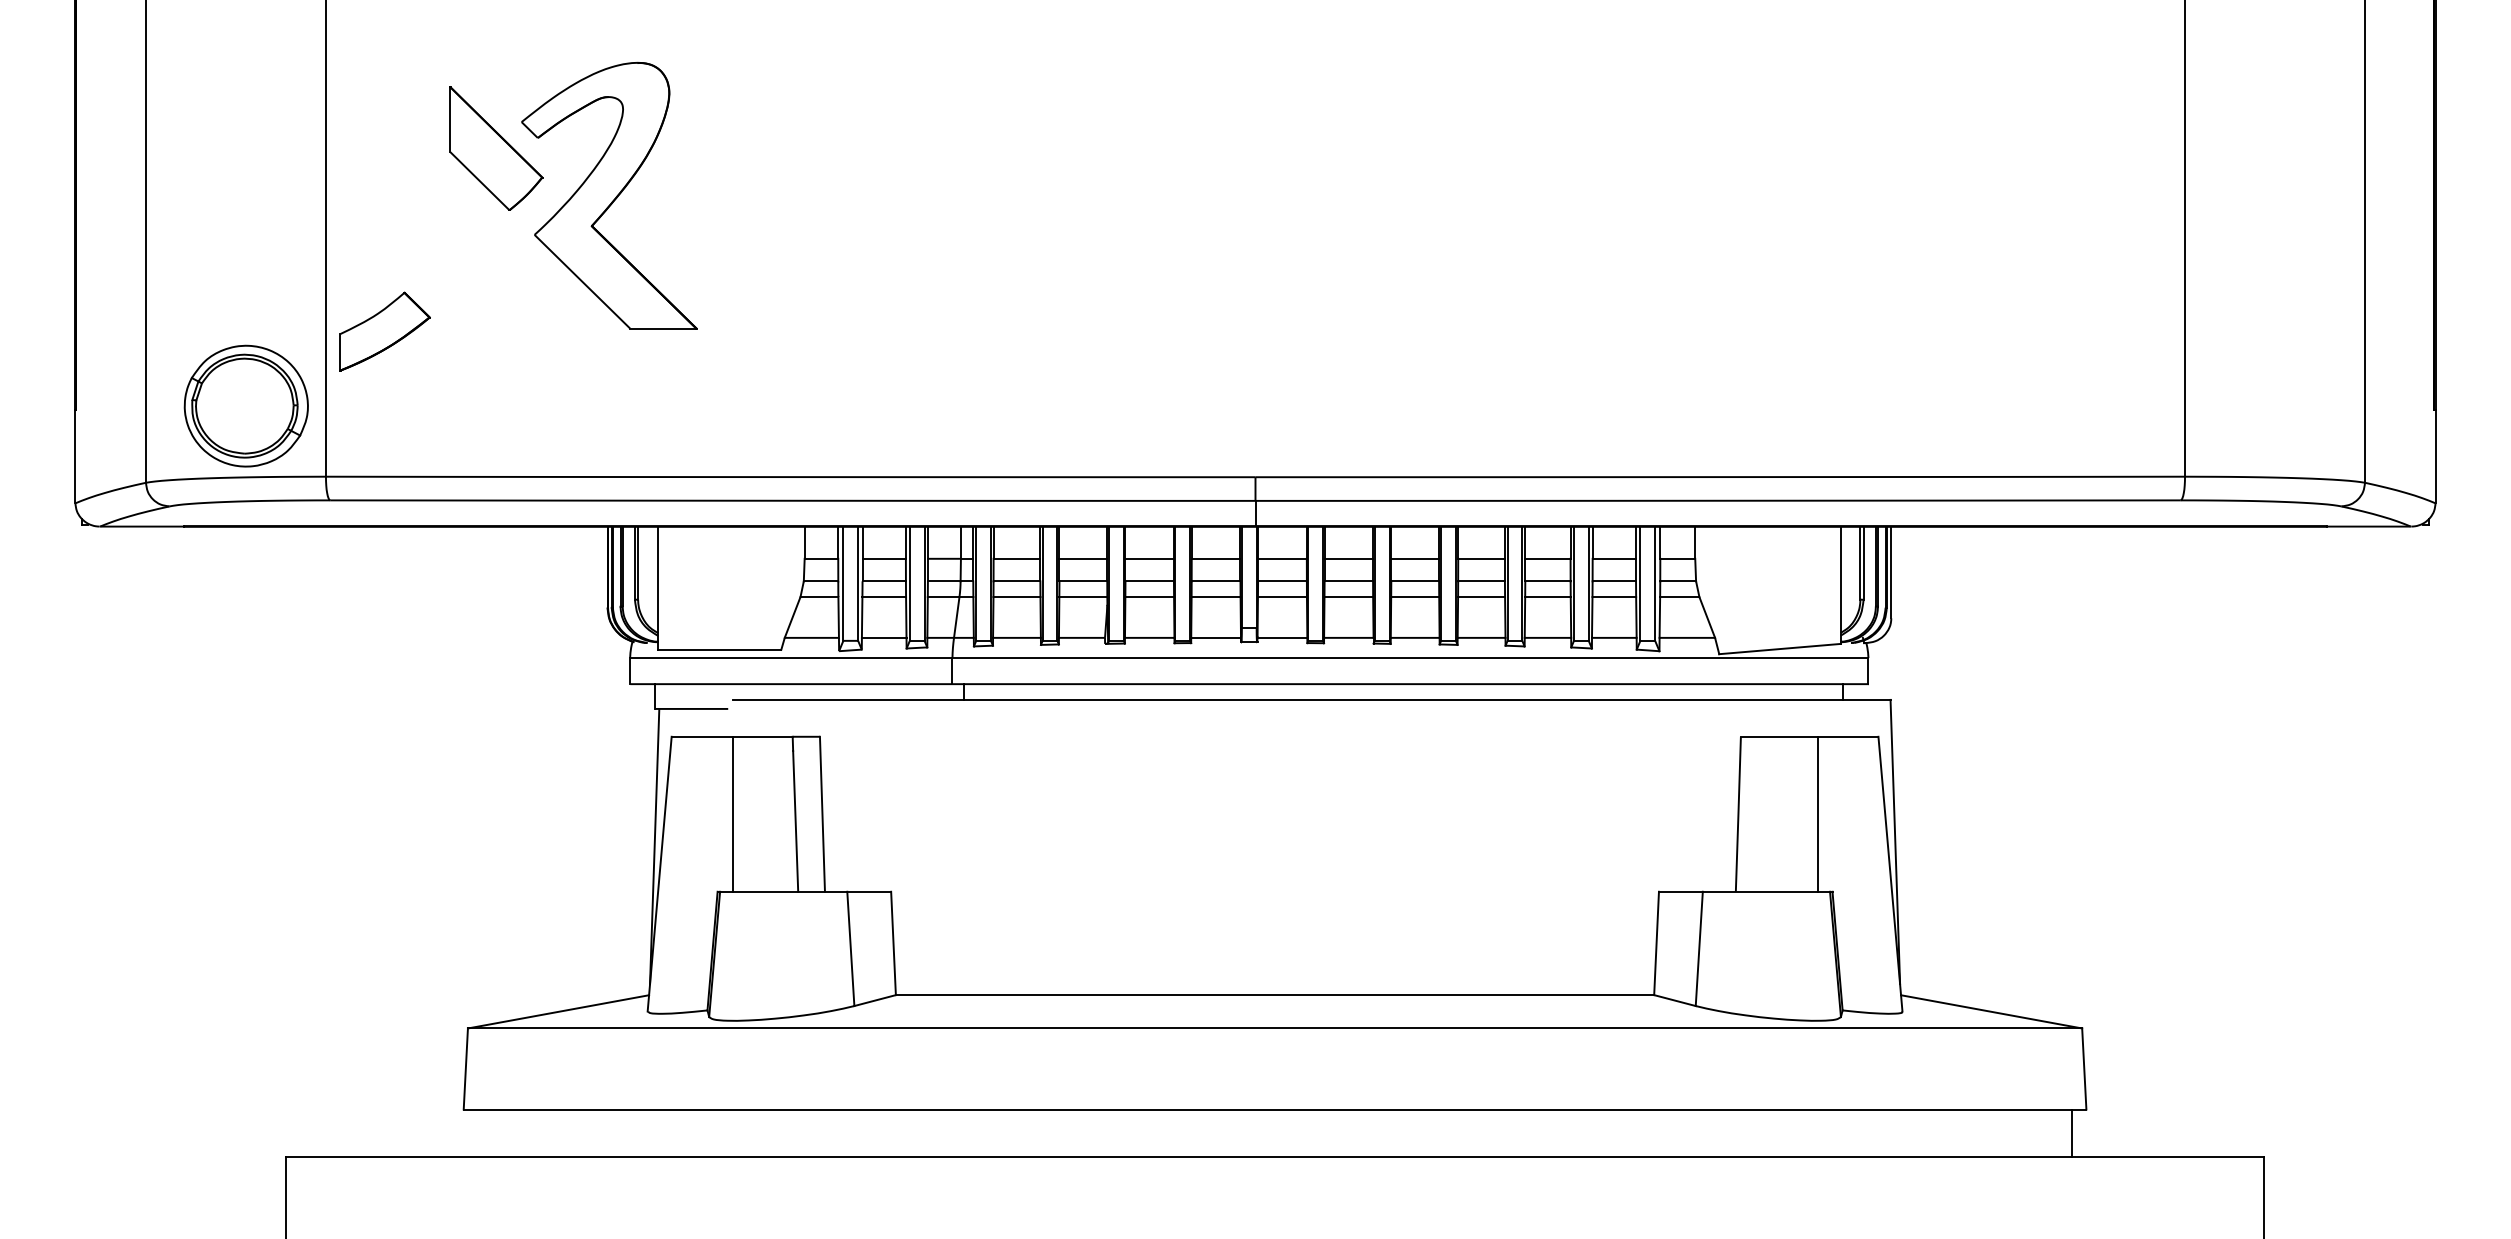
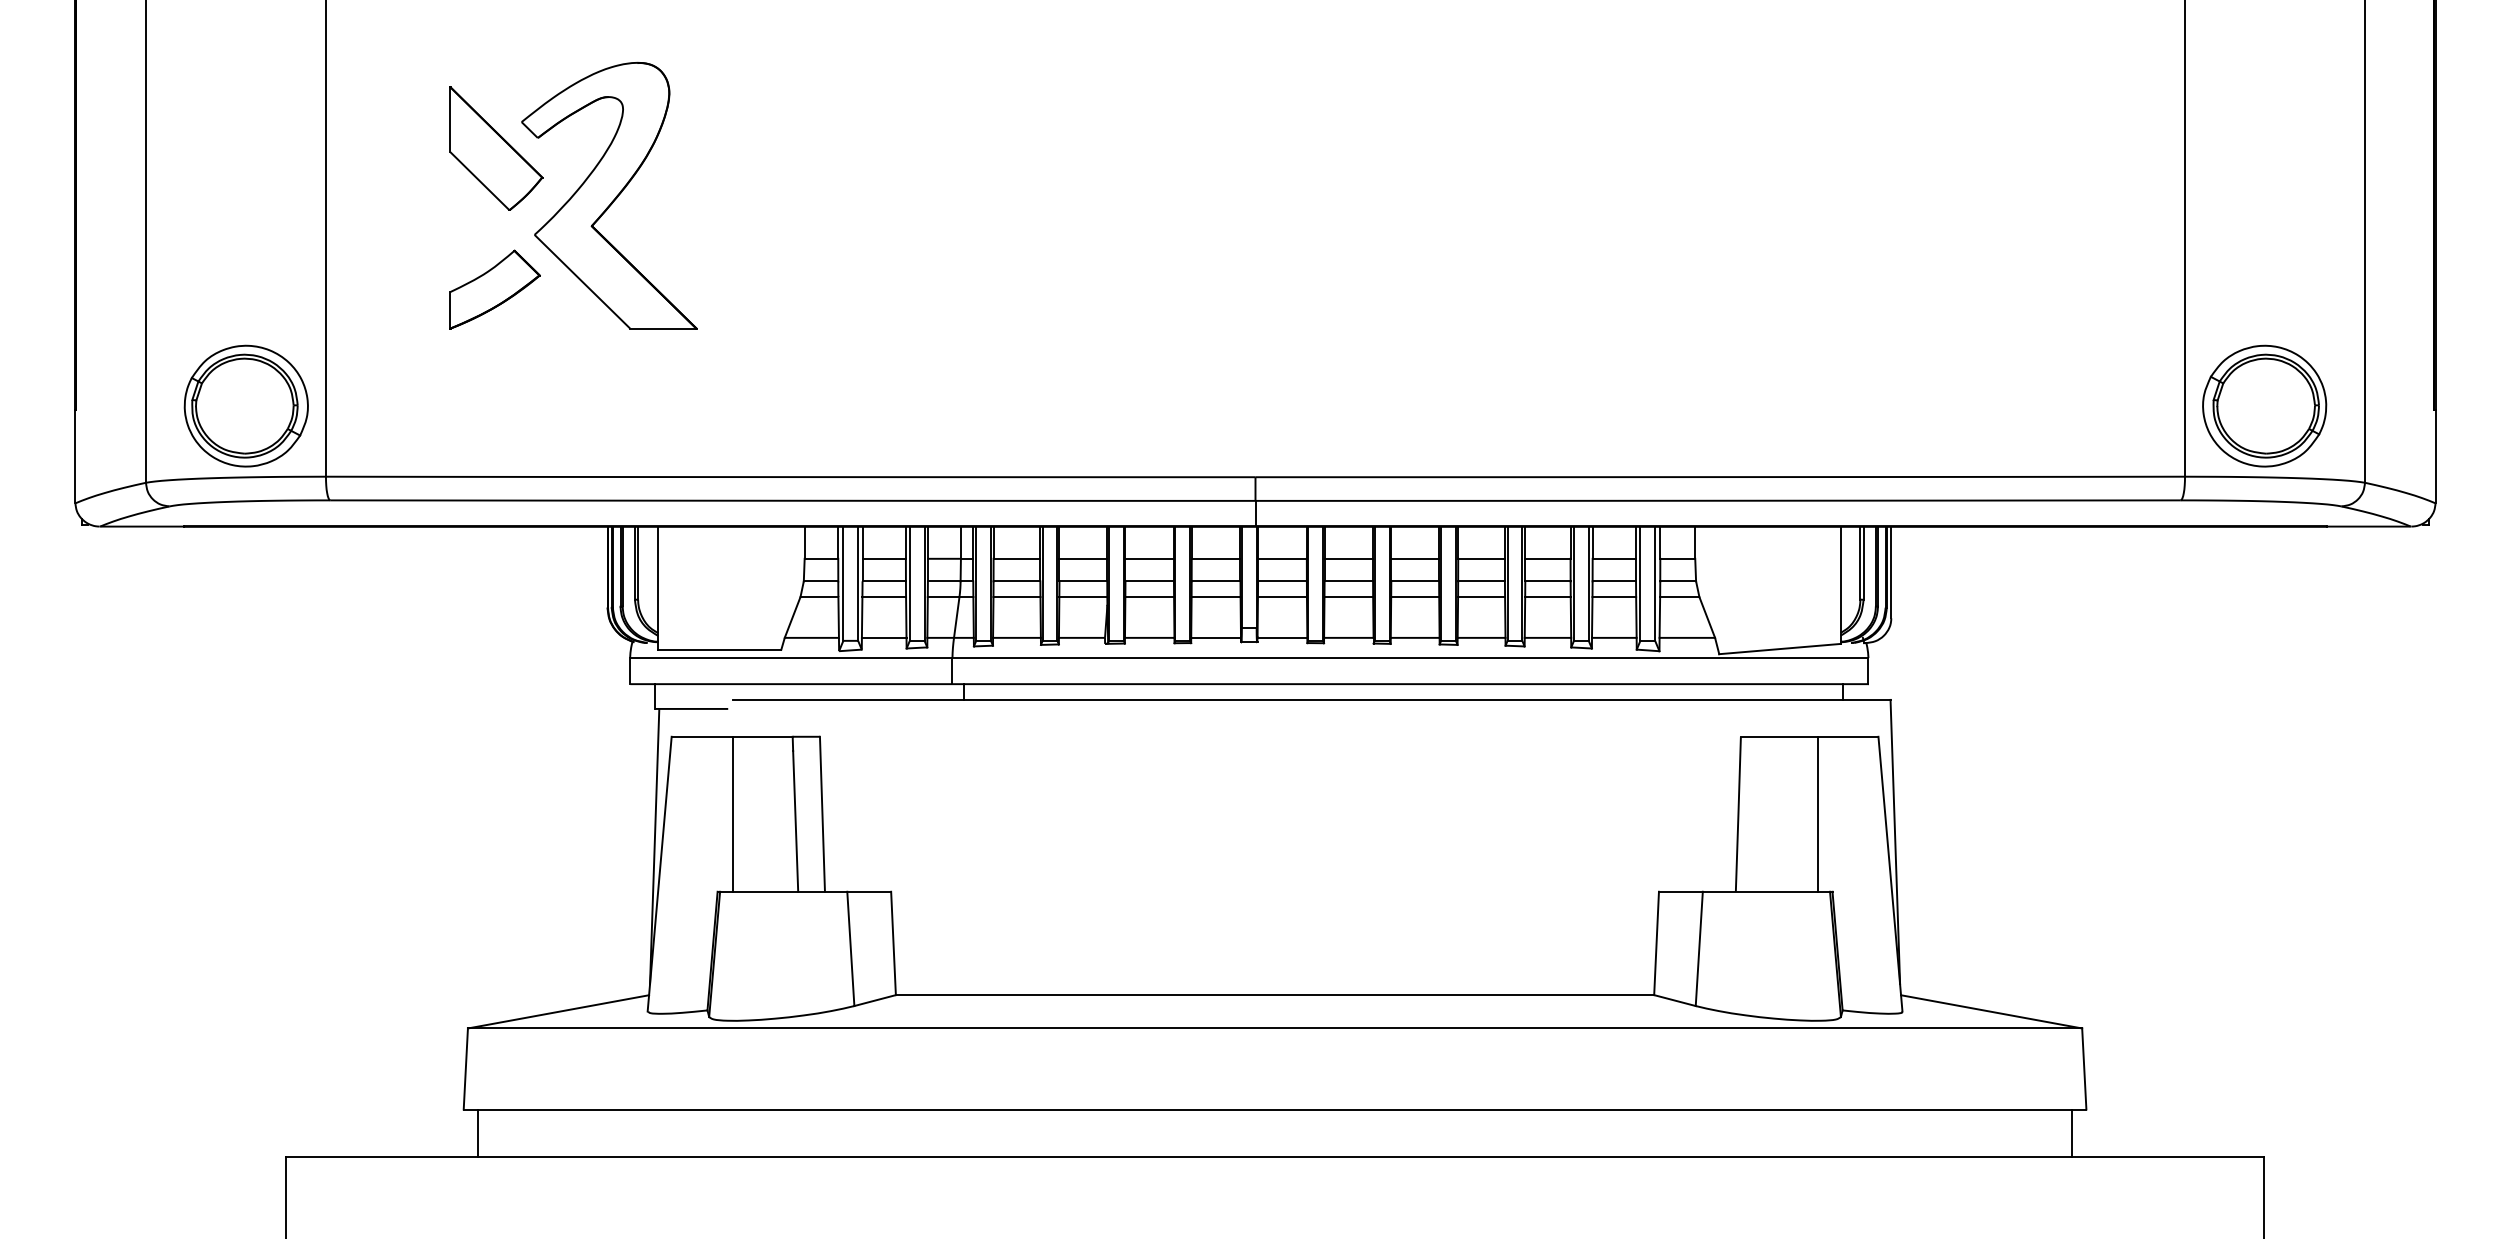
part position: (384, 331) -> (494, 289) (494, 289)
part: none -> present (2264, 405)
line: none -> present (478, 1133)
